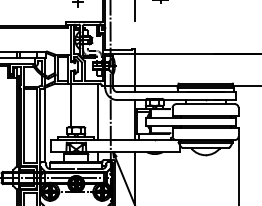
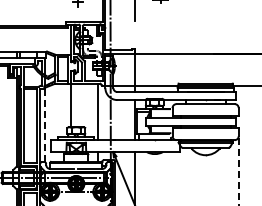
line: solid -> dashed (45, 124)
line: solid -> dashed (238, 172)
